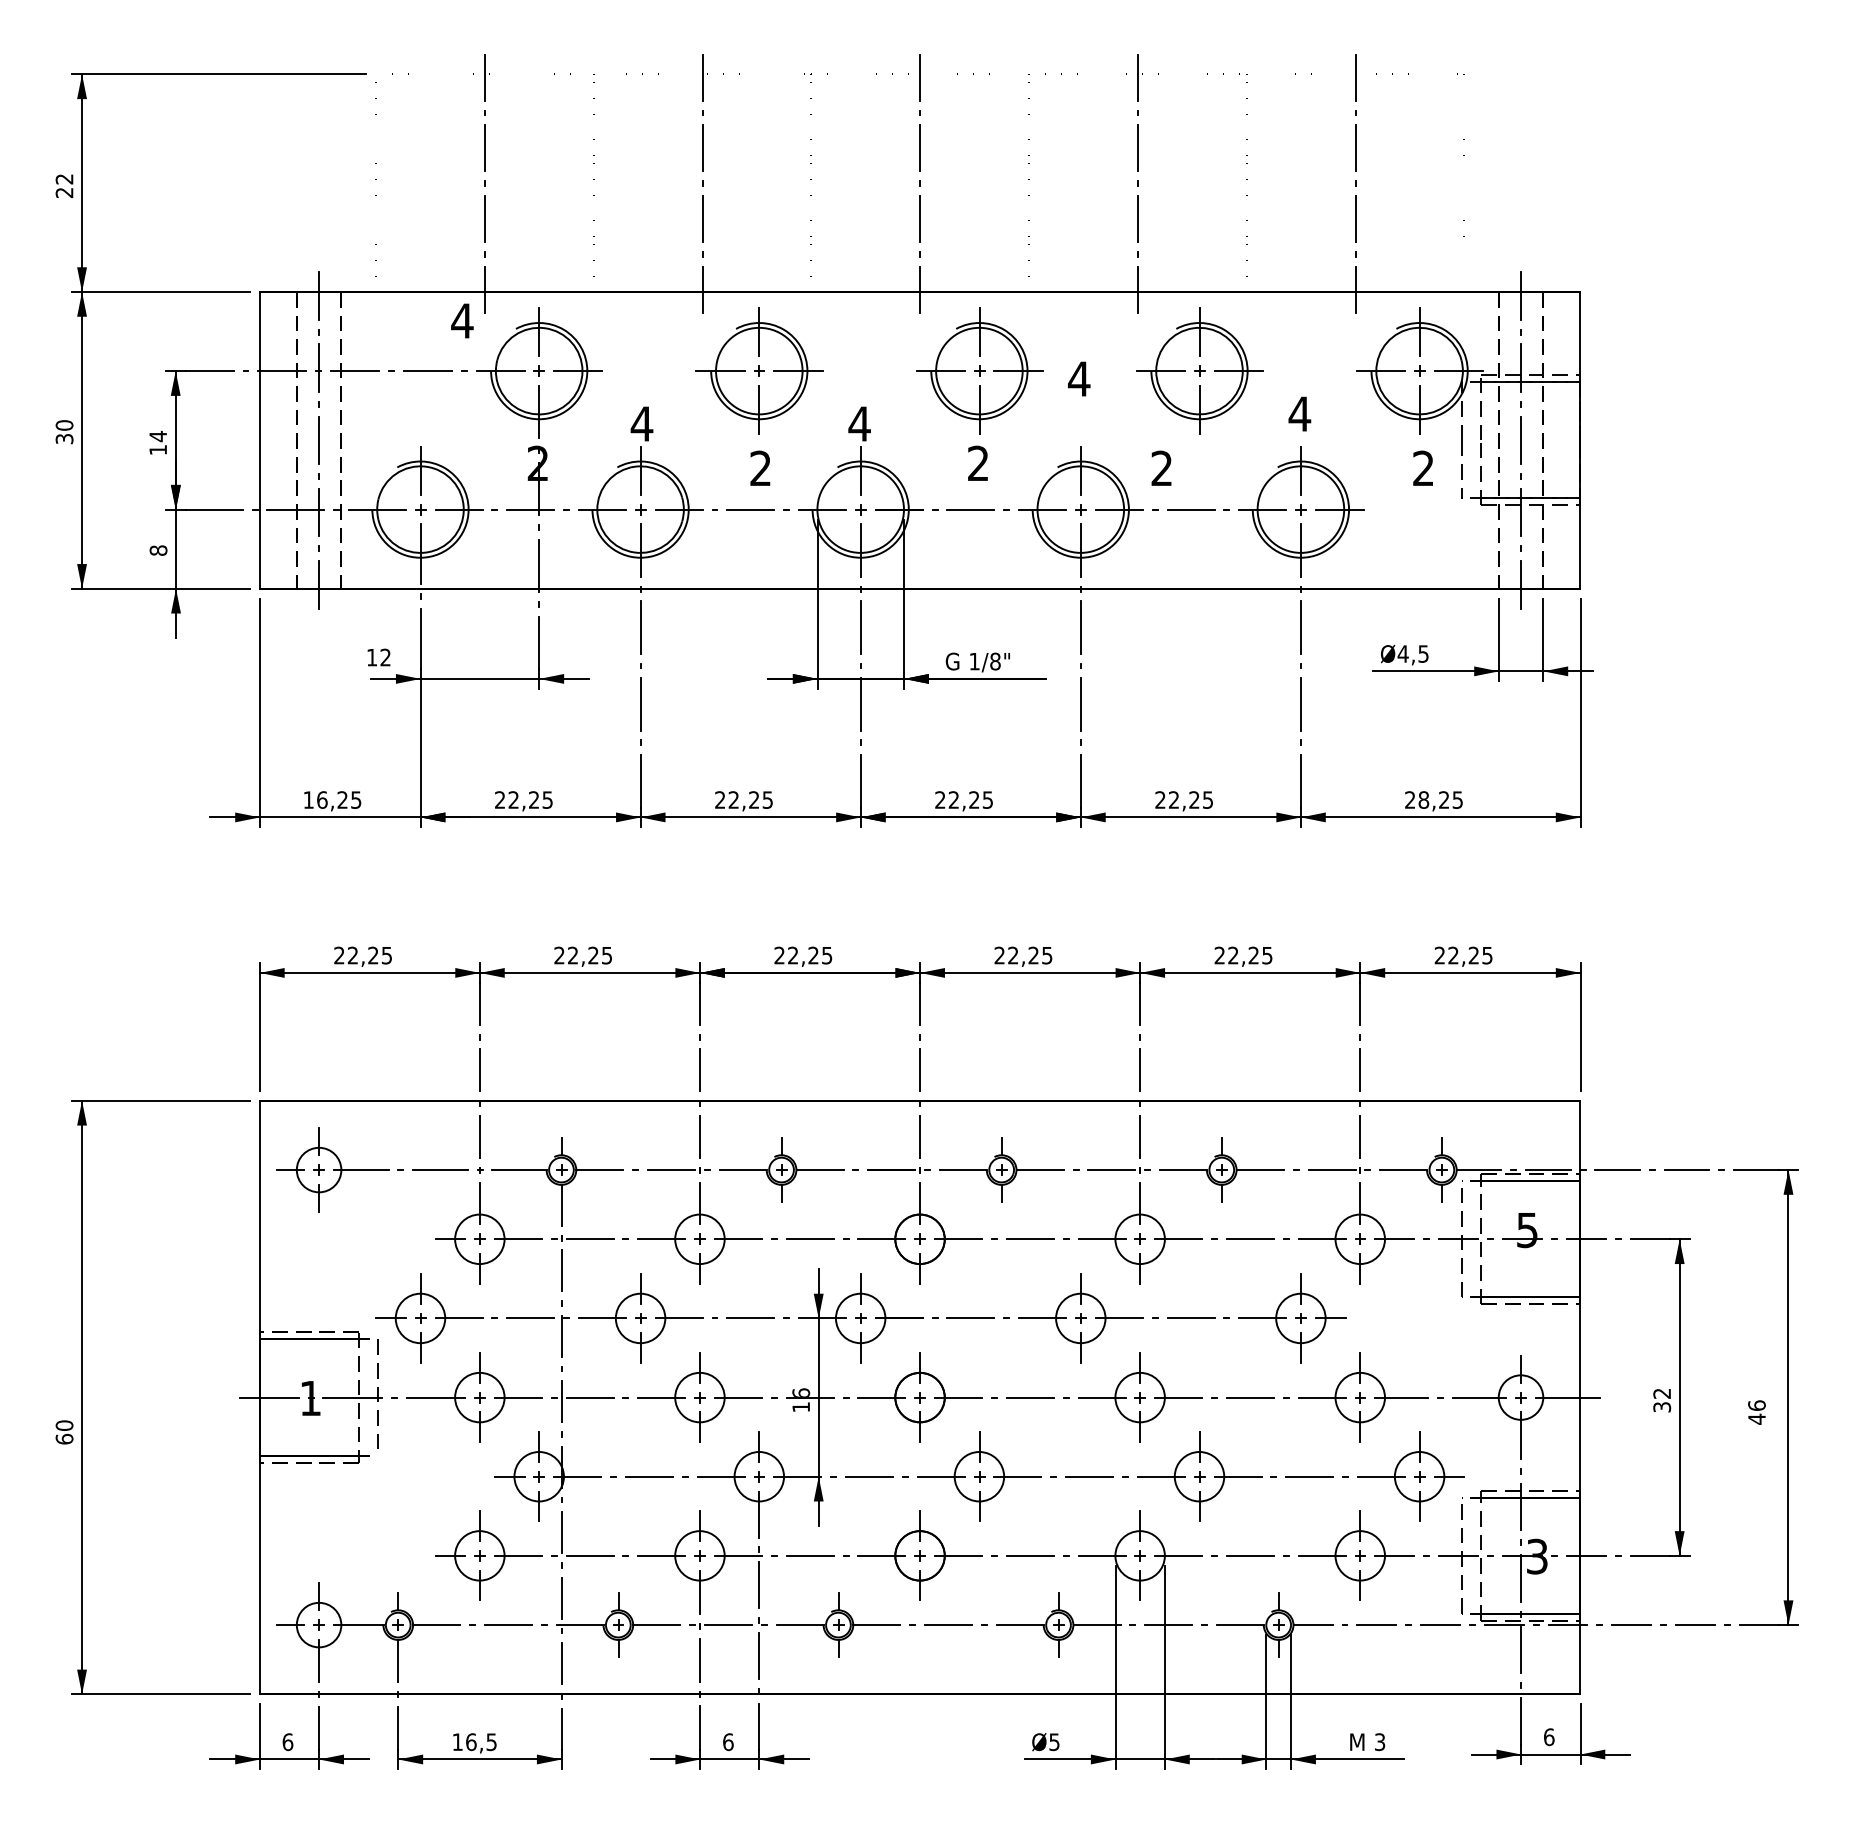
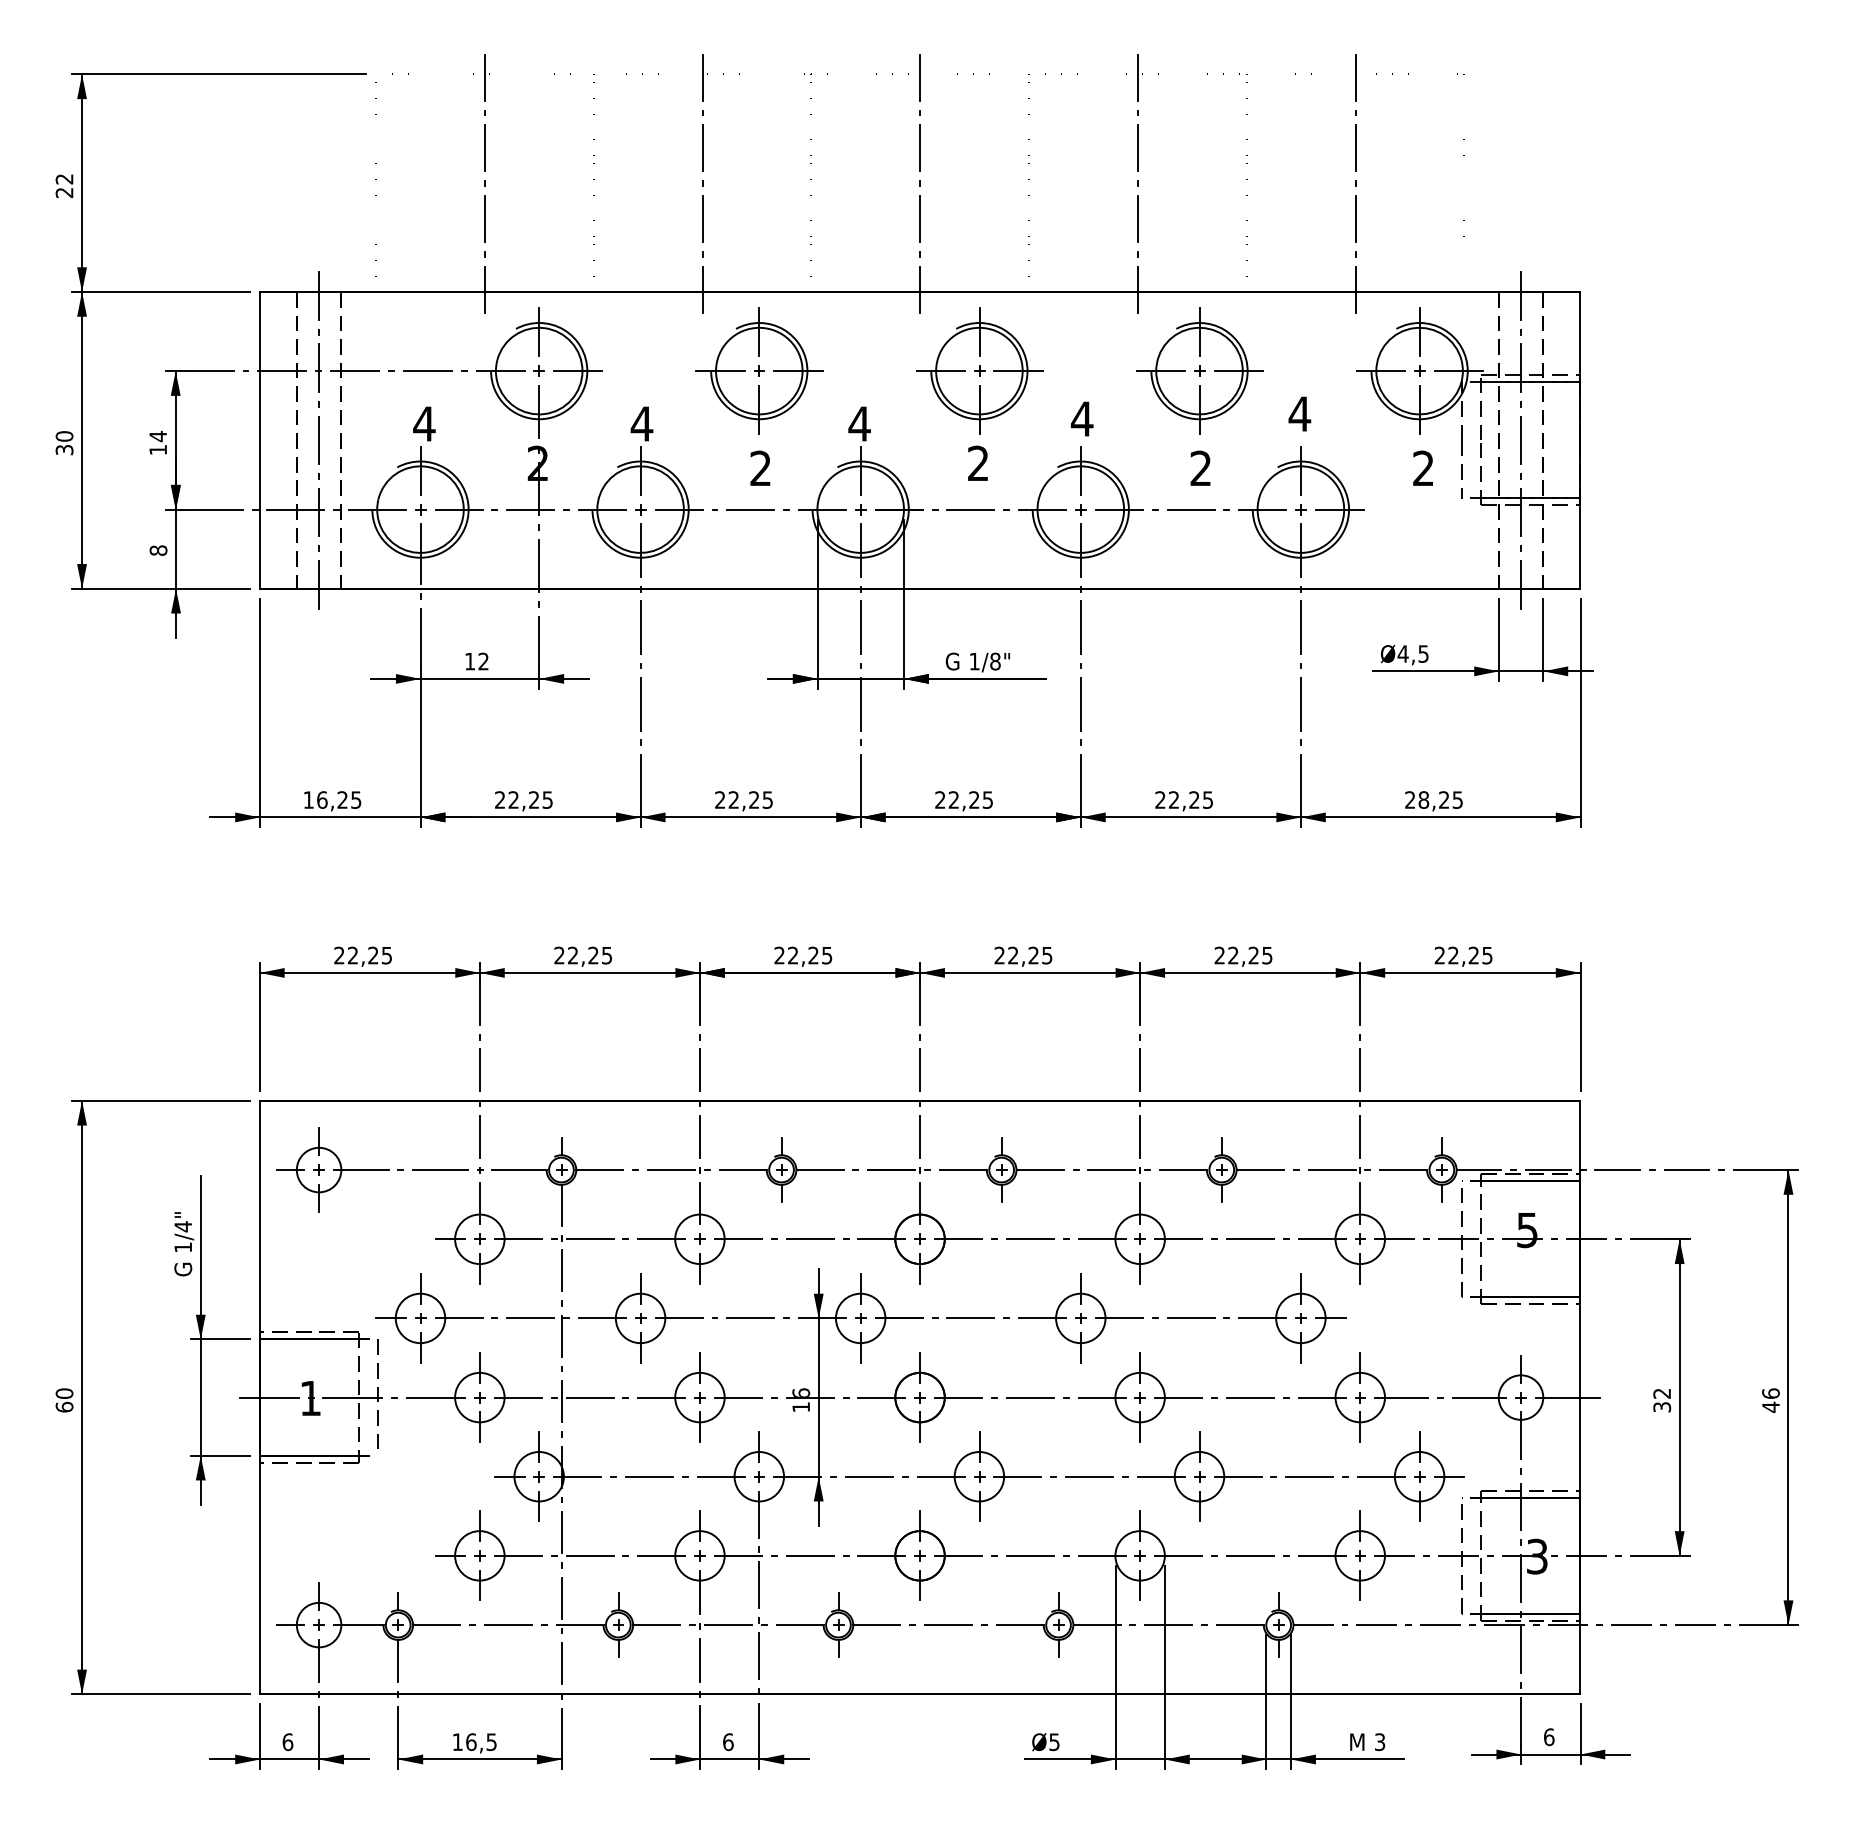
text position: (462, 320) -> (424, 423) (424, 423)
text position: (1079, 378) -> (1082, 418) (1082, 418)
text position: (64, 432) -> (64, 443) (64, 443)
text position: (1161, 467) -> (1200, 467) (1200, 467)
text position: (378, 657) -> (476, 661) (476, 661)
part: none -> present (212, 1340)
text position: (1756, 1412) -> (1770, 1400) (1770, 1400)
text position: (64, 1432) -> (64, 1400) (64, 1400)
